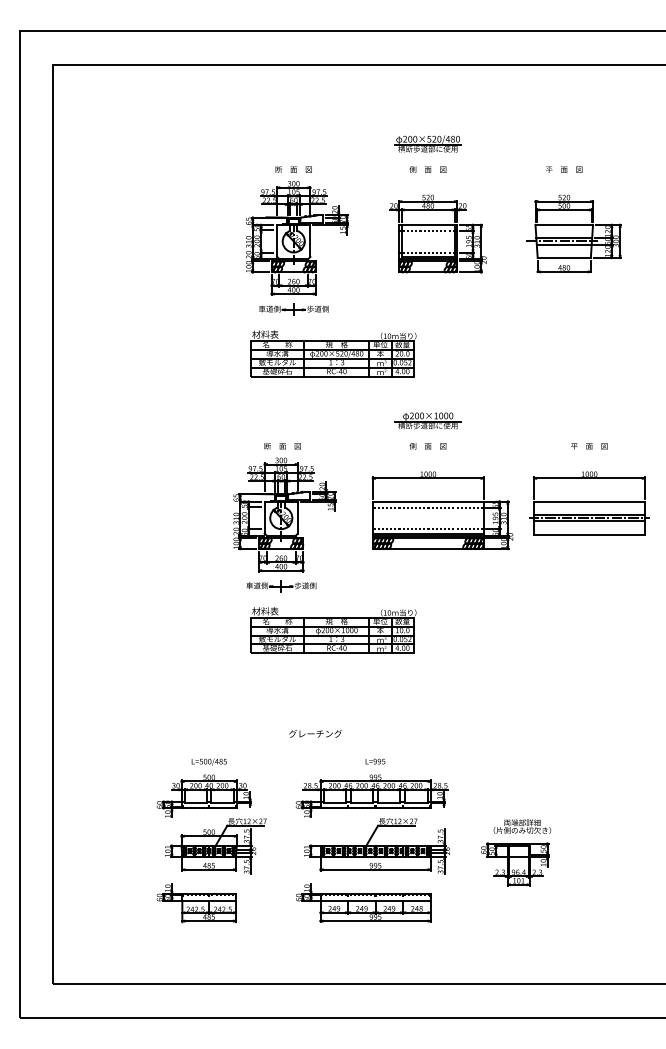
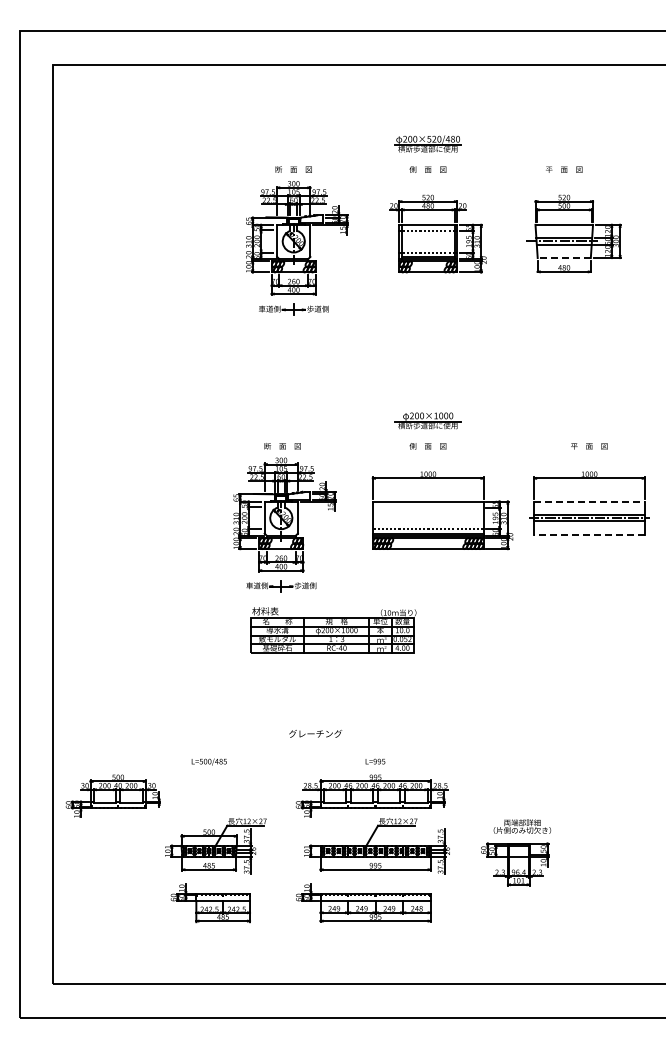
line: solid -> dashed (564, 258)
part: present -> none (333, 353)
line: solid -> dashed (589, 501)
line: present -> none (427, 507)
line: solid -> dashed (588, 534)
part position: (203, 795) -> (112, 795) (112, 795)
part position: (196, 903) -> (210, 903) (210, 903)
